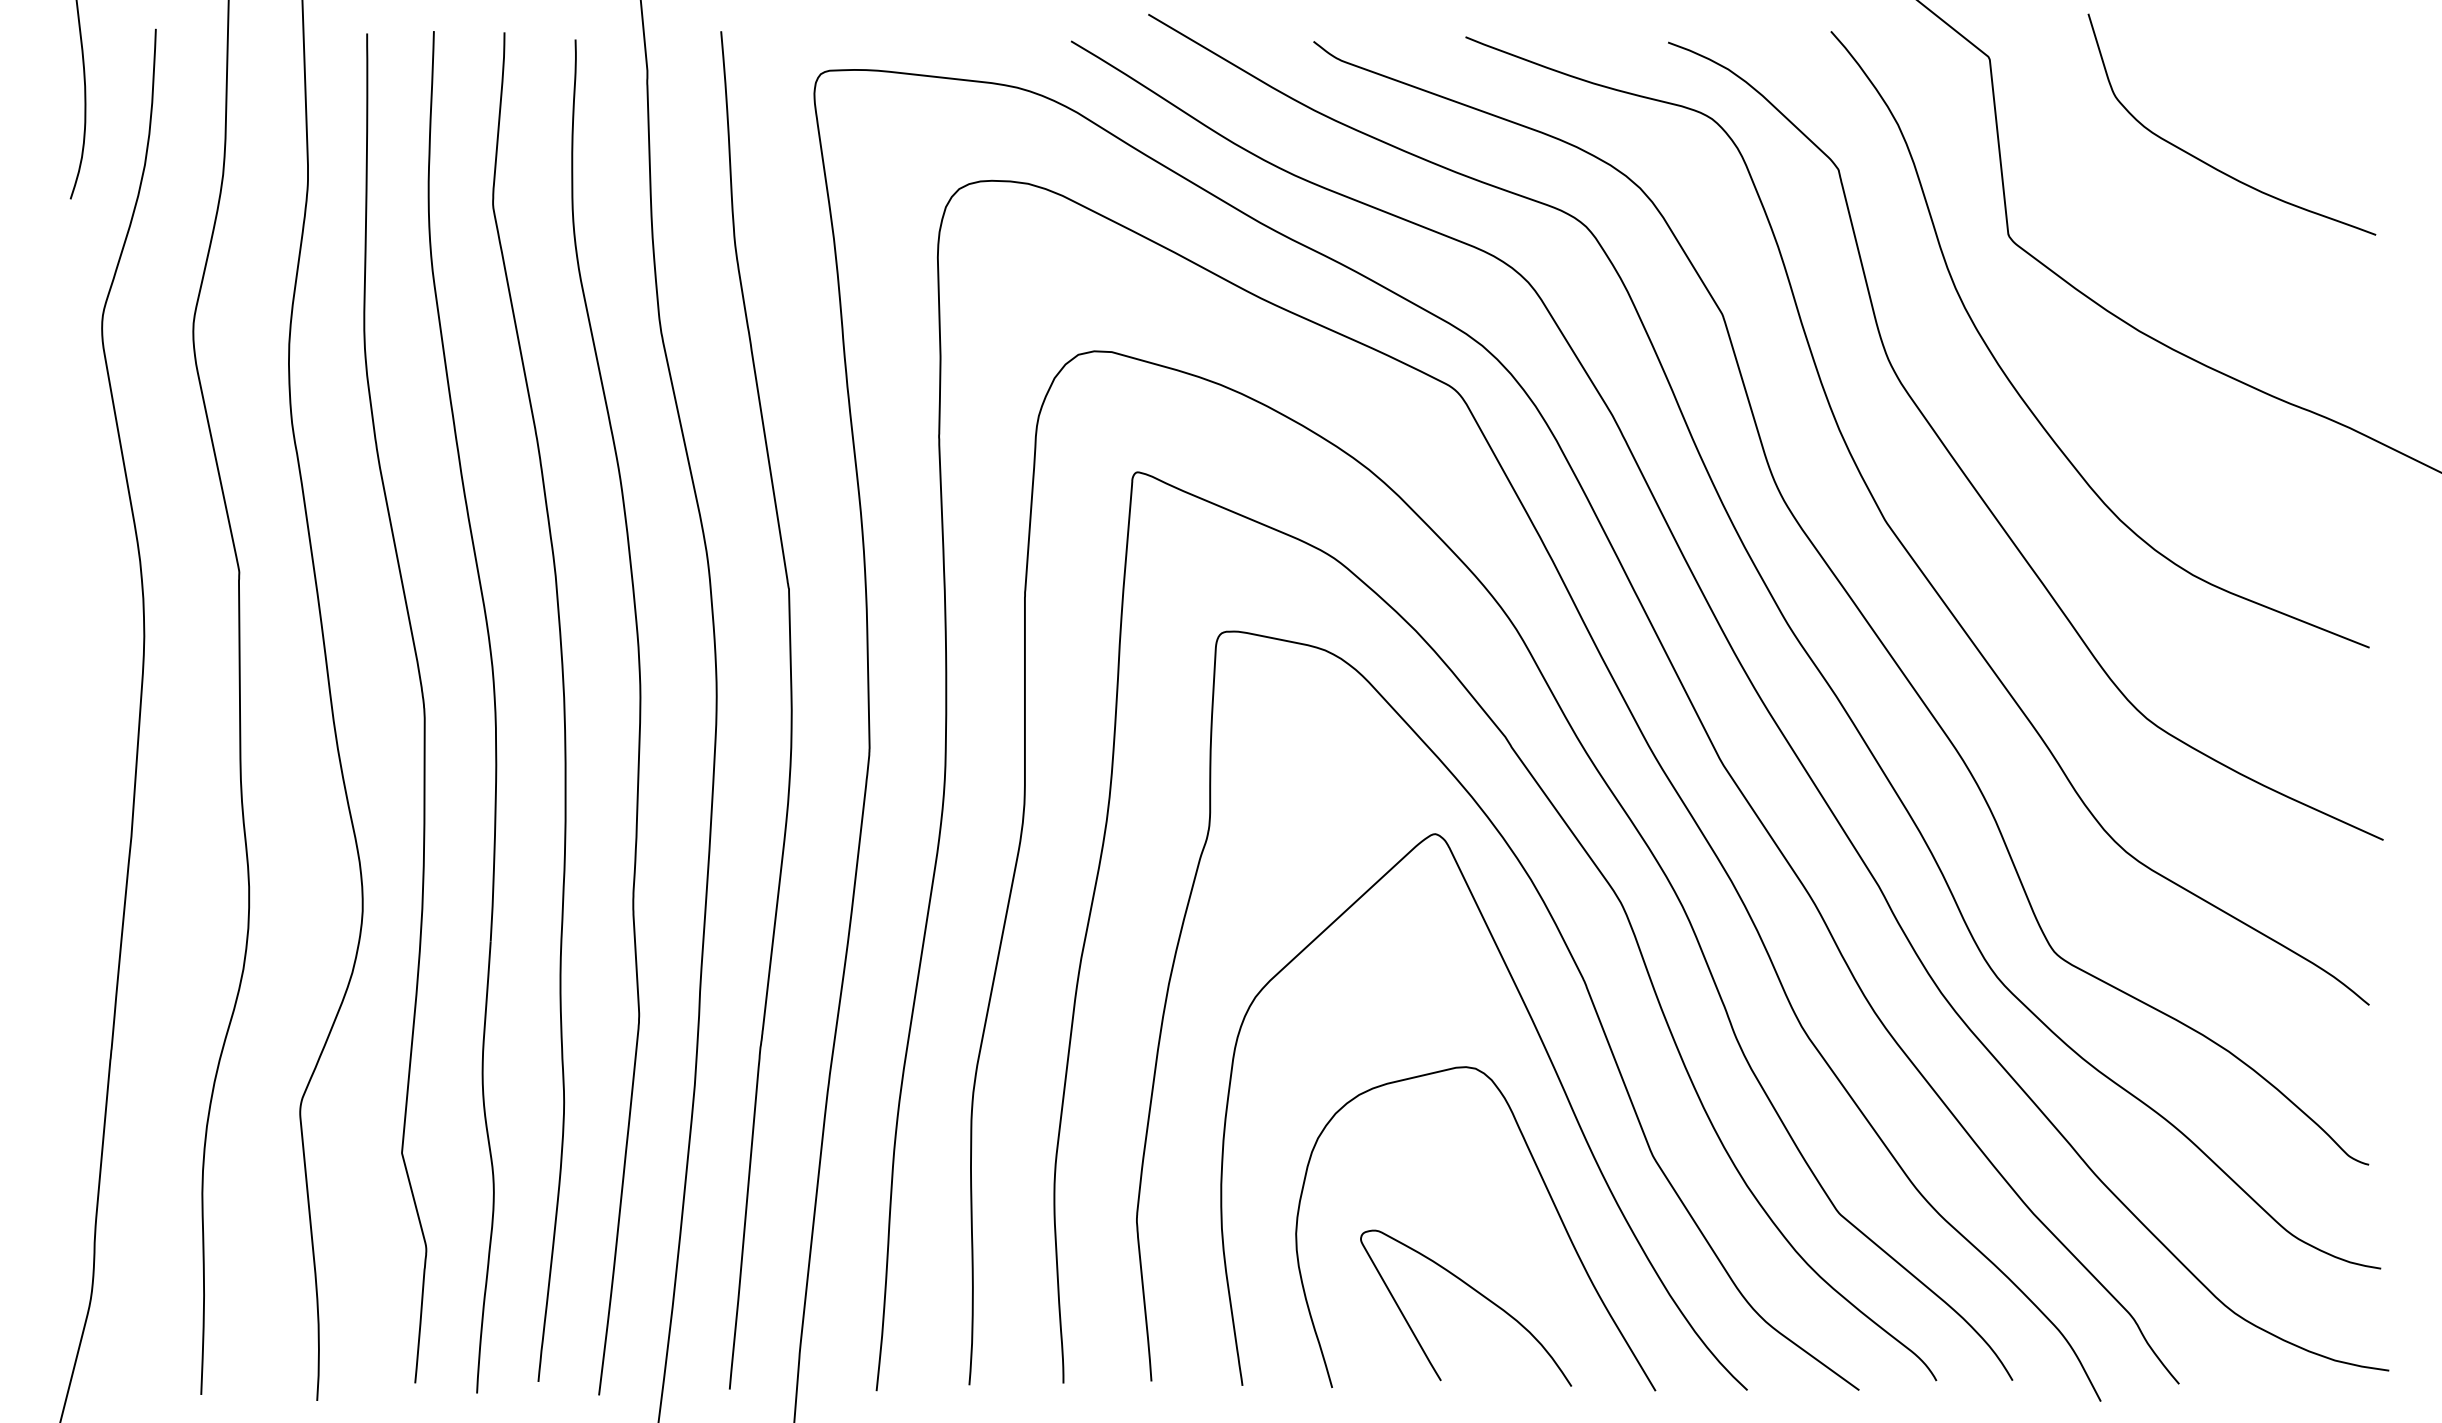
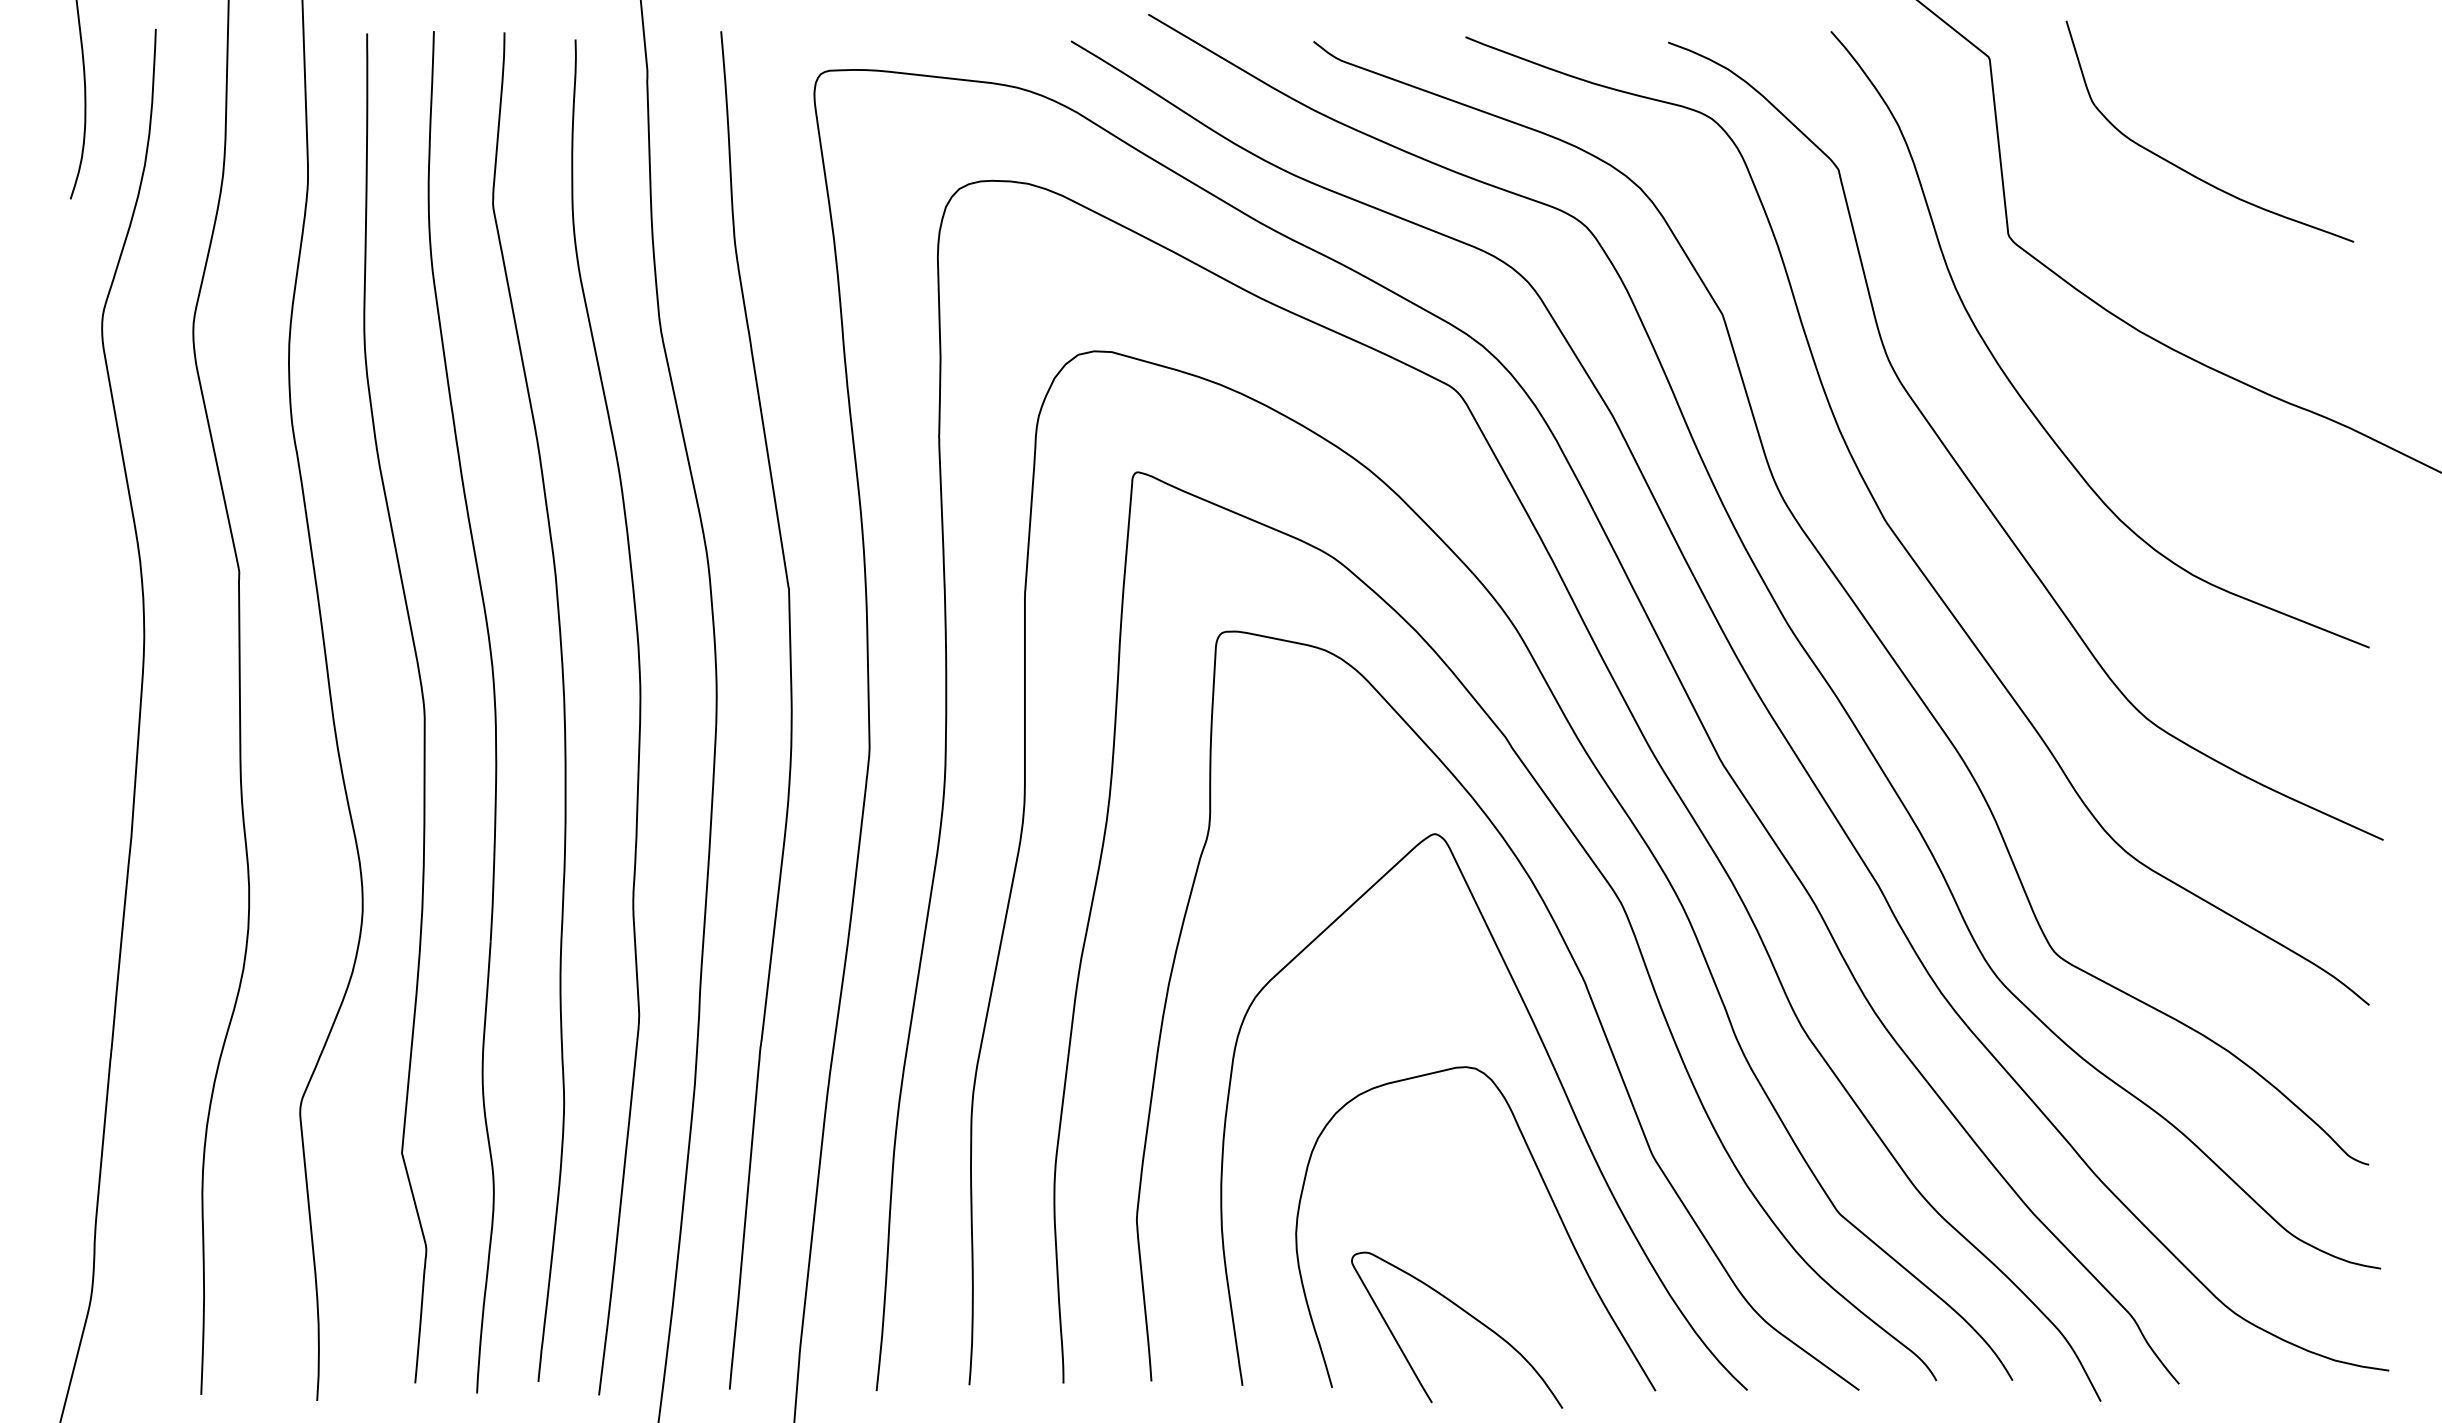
curve position: (2210, 164) -> (2188, 171) (2188, 171)
curve position: (1476, 1292) -> (1467, 1314) (1467, 1314)
